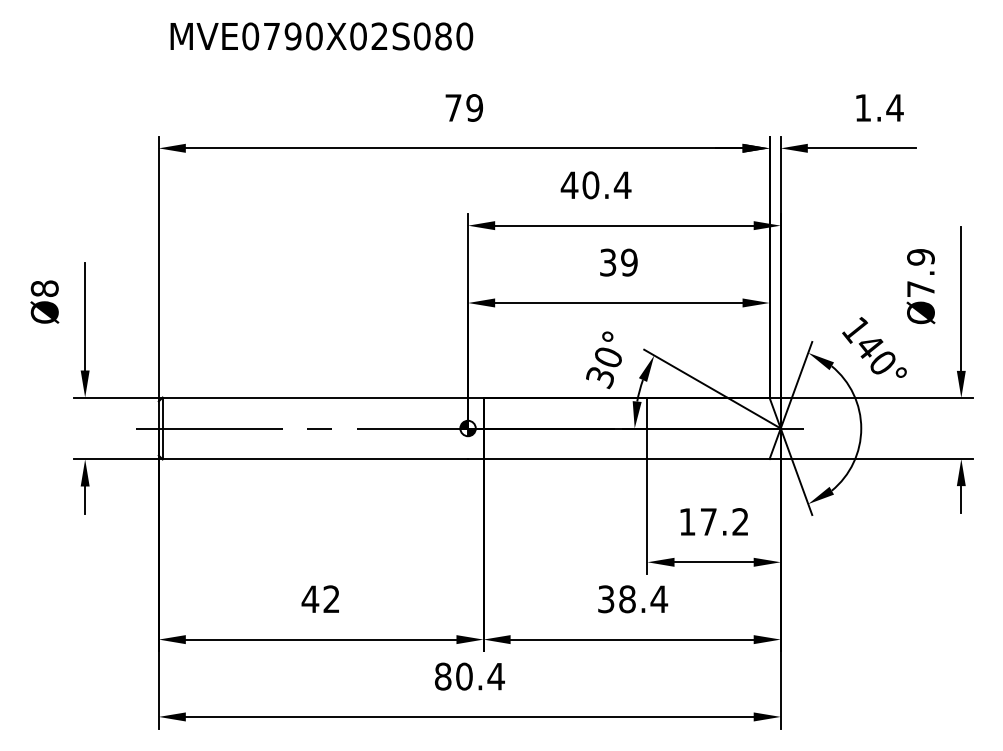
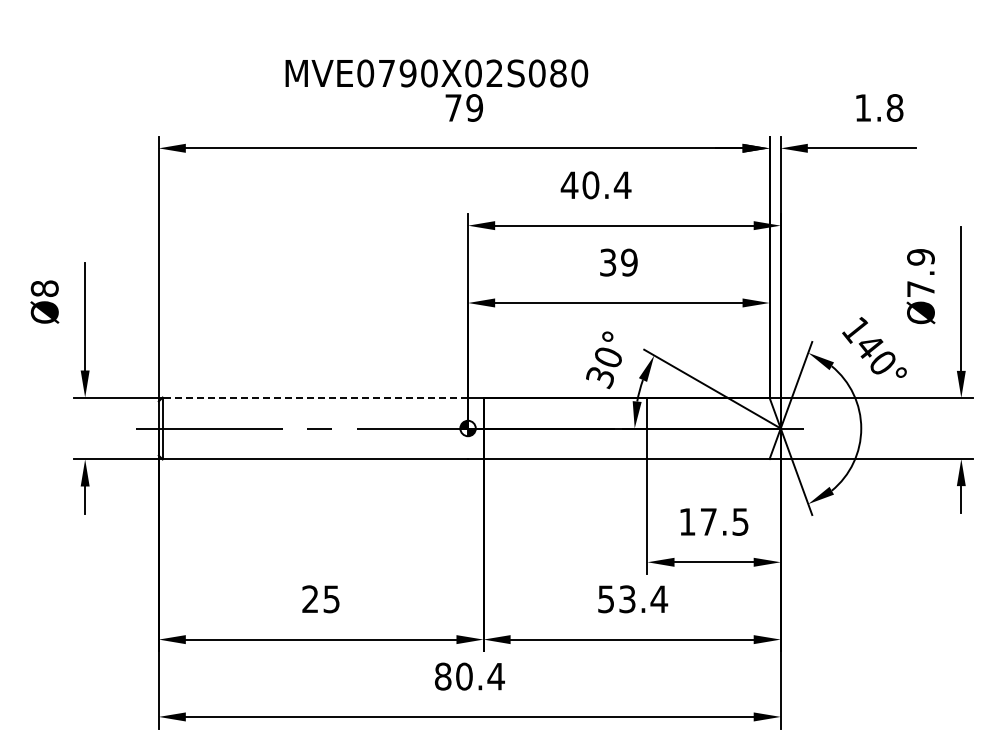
text position: (321, 36) -> (436, 73) (436, 73)
text: 1.4 -> 1.8 (894, 107)
line: solid -> dashed (315, 397)
text: 17.2 -> 17.5 (740, 521)
text: 42 -> 25 (320, 599)
text: 38.4 -> 53.4 (616, 599)
